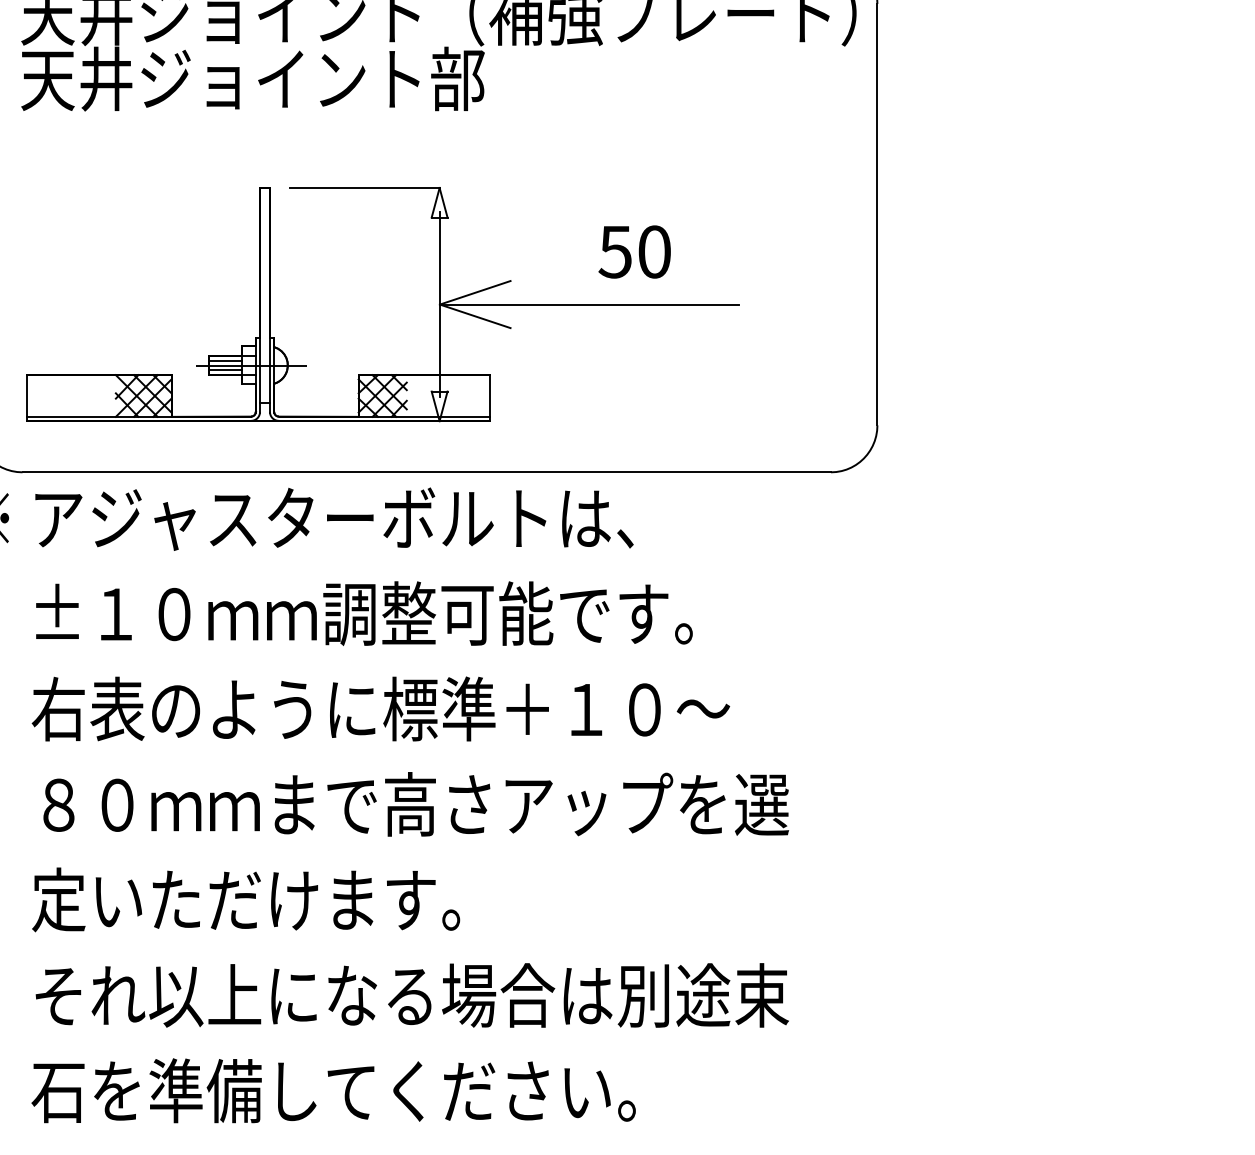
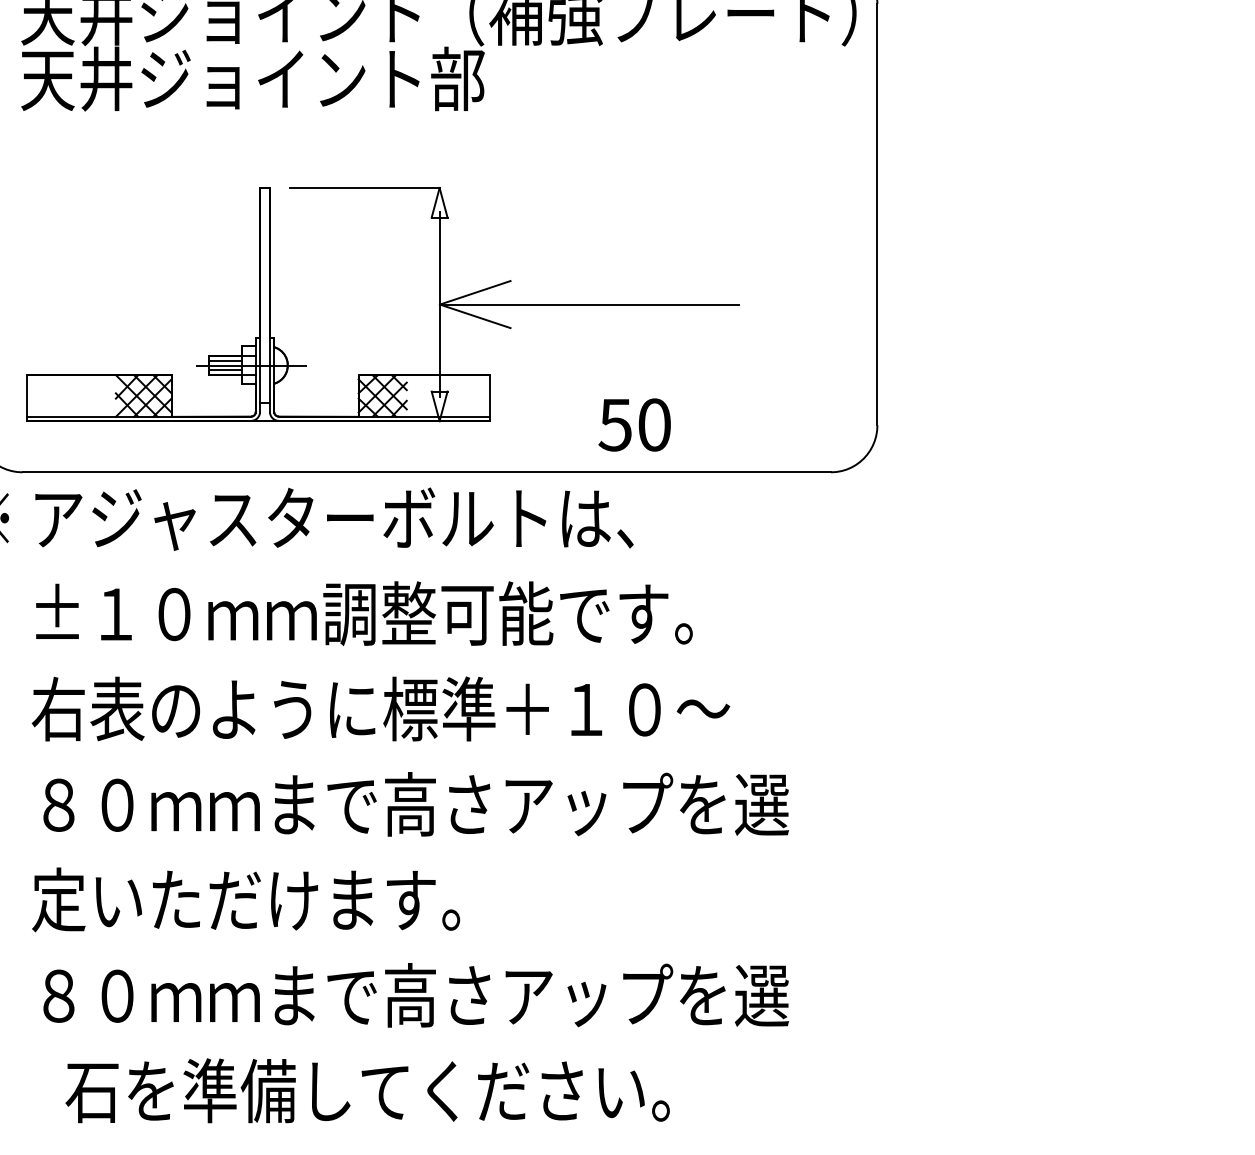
text position: (634, 251) -> (634, 424) (634, 424)
text: それ以上になる場合は別途束 -> ８０ｍｍまで高さアップを選 (411, 995)
text position: (333, 1090) -> (367, 1090) (367, 1090)
